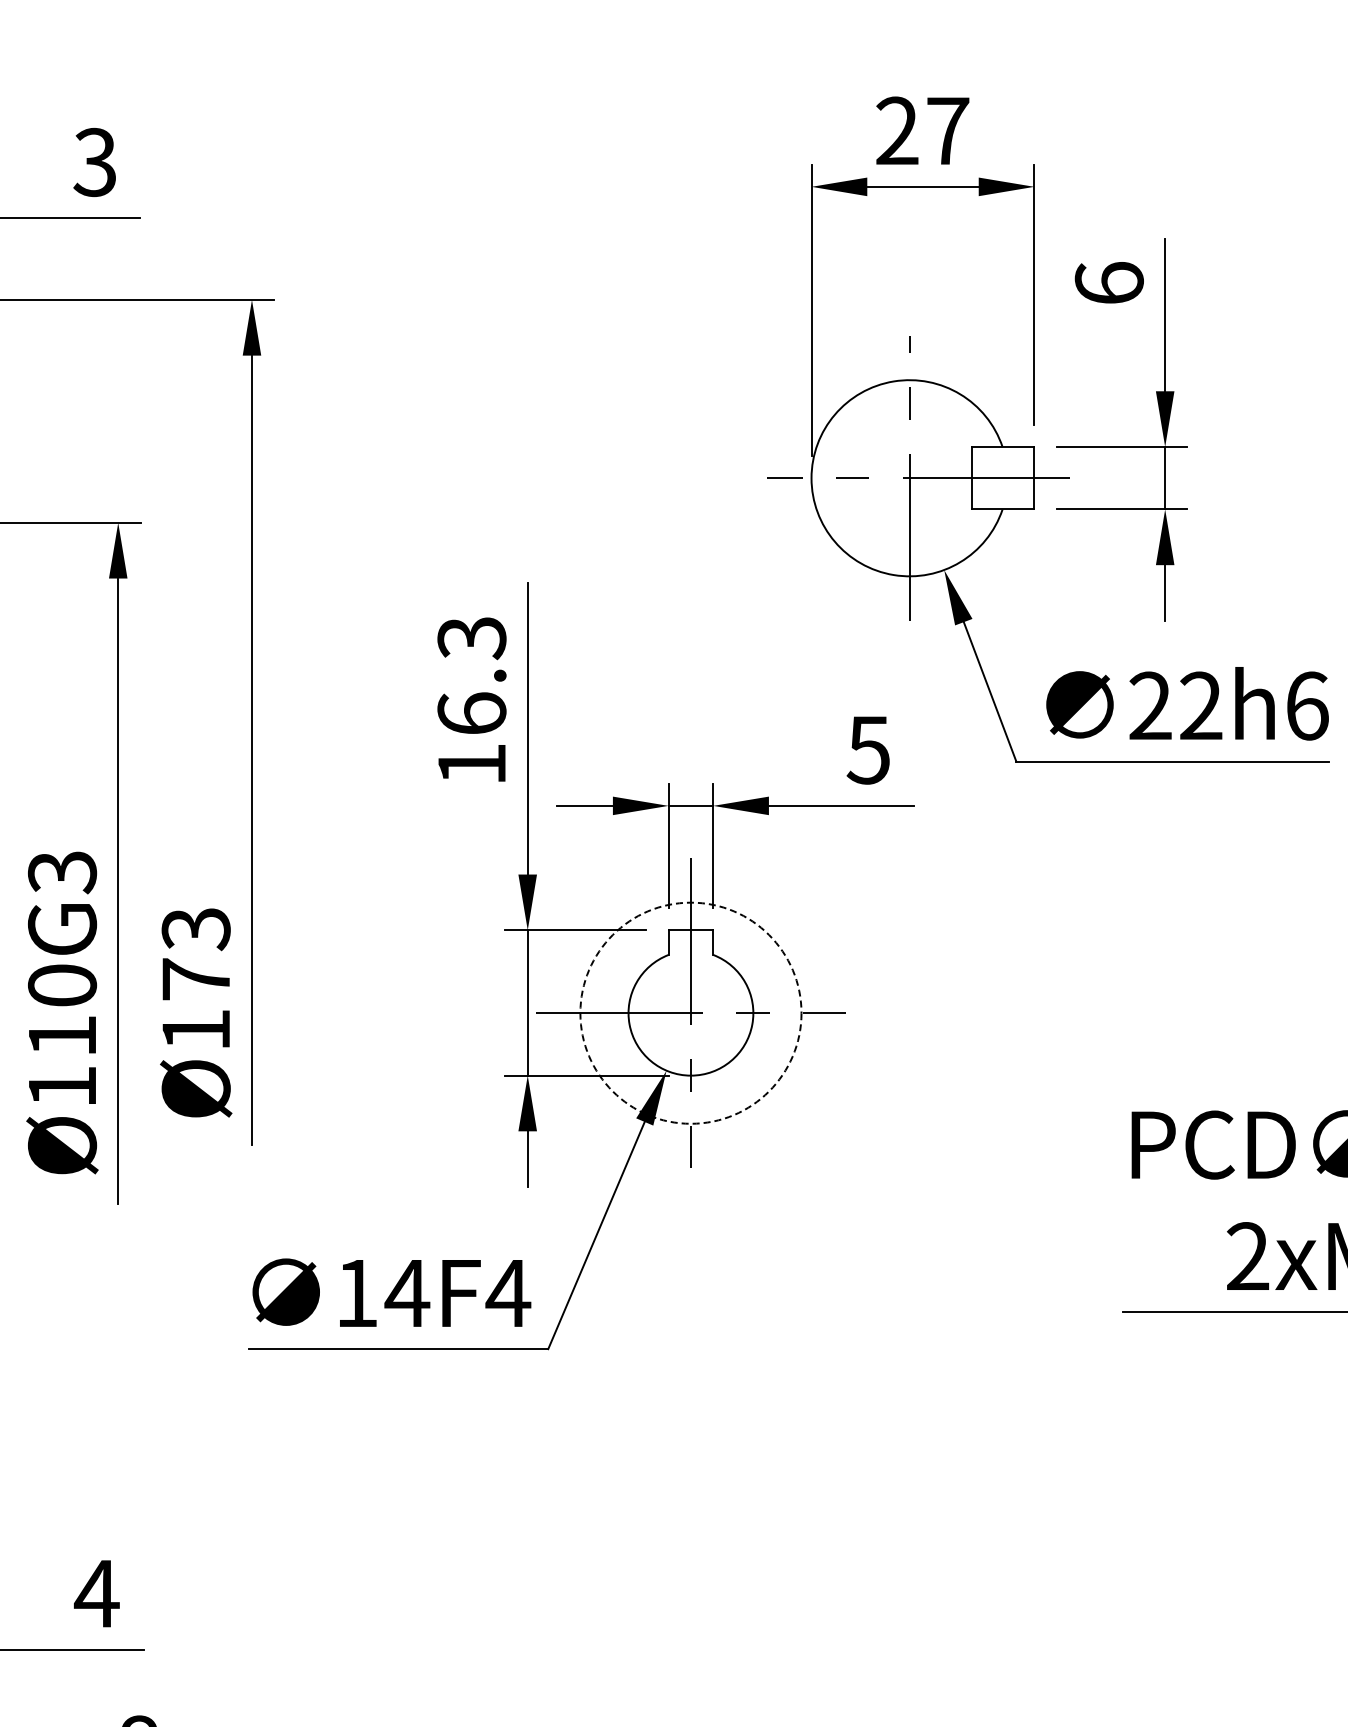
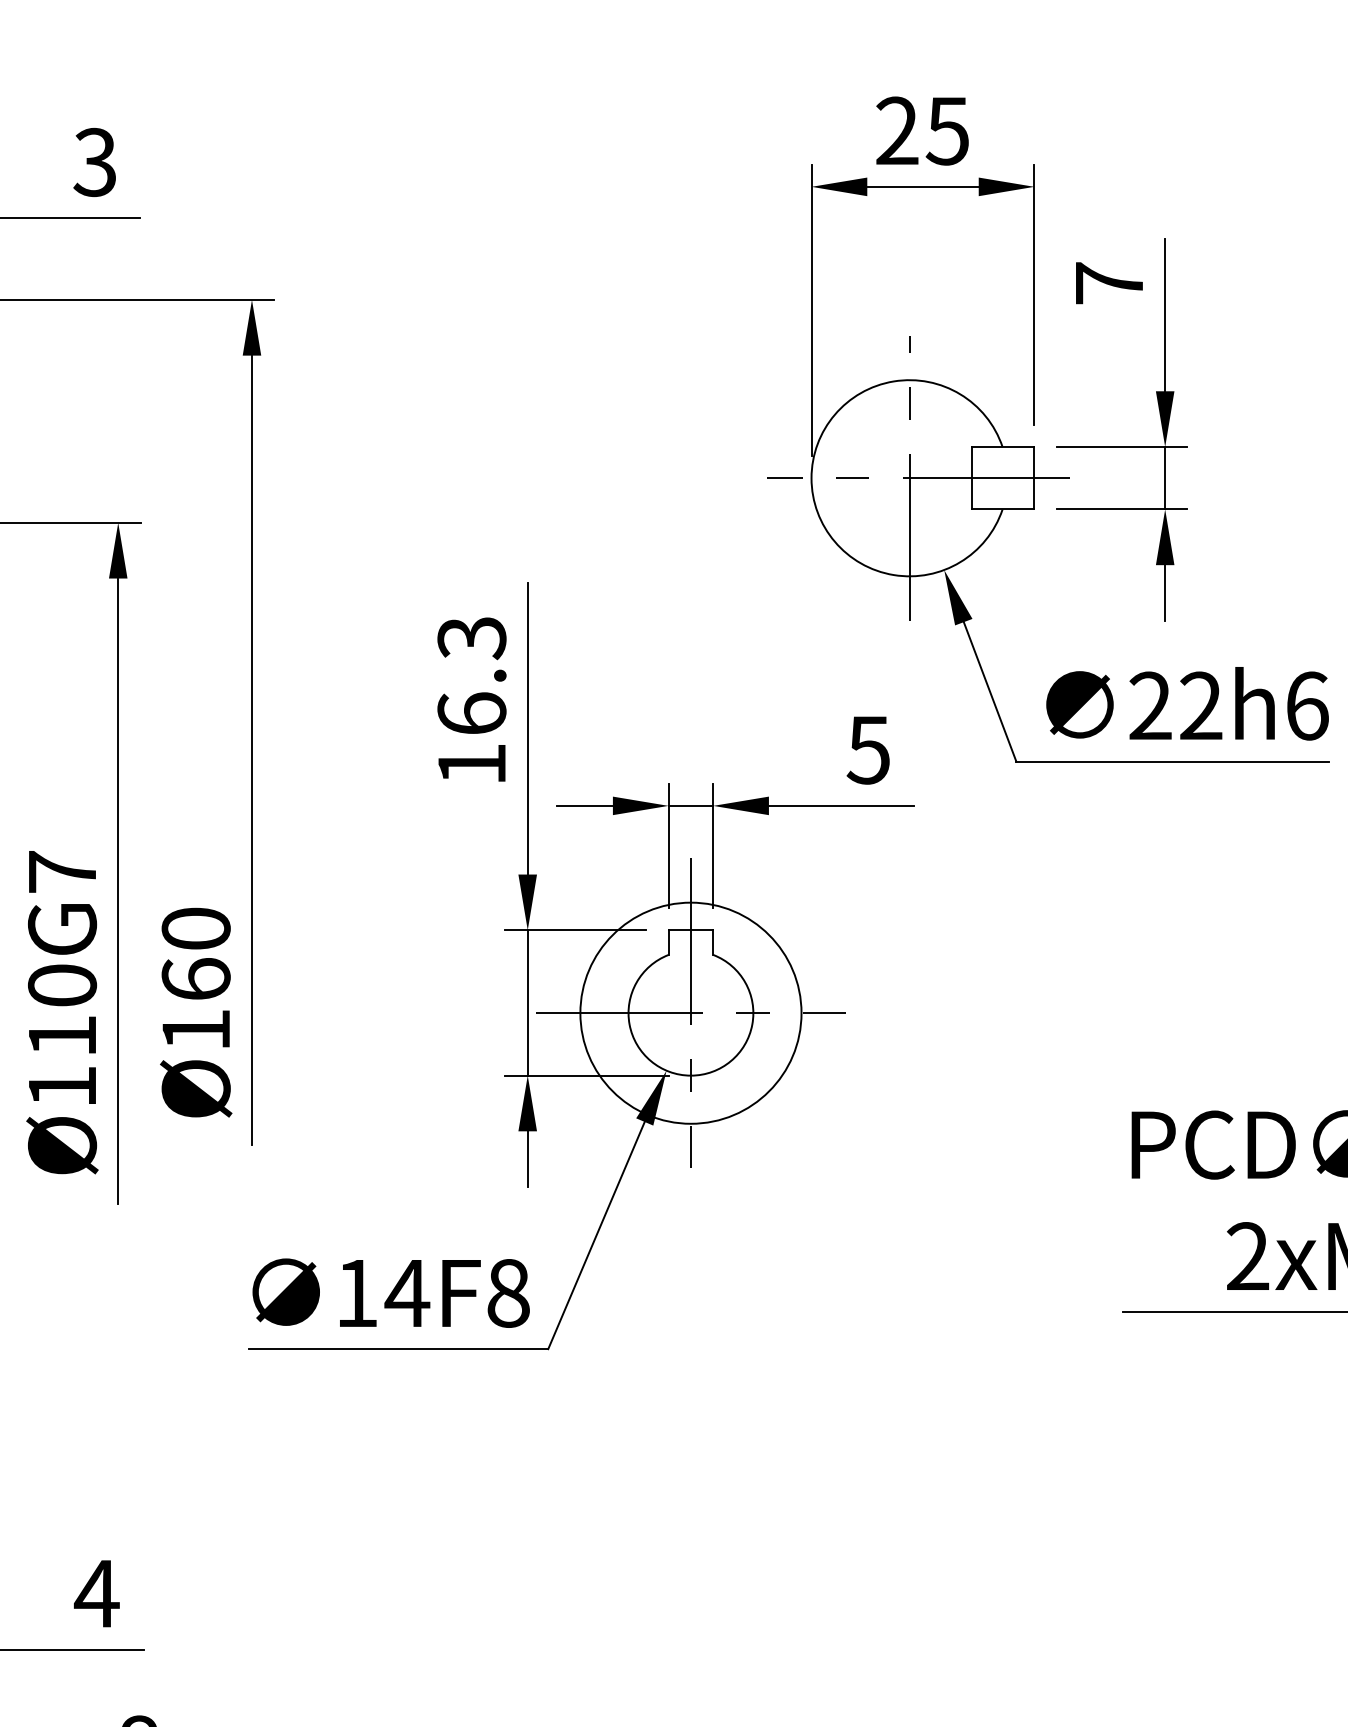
text: 27 -> 25 (947, 131)
text: 6 -> 7 (1108, 283)
text: Ø110G3 -> Ø110G7 (62, 872)
text: Ø173 -> Ø160 (195, 953)
circle: dashed -> solid (690, 1012)
text: 14F4 -> 14F8 (508, 1293)
